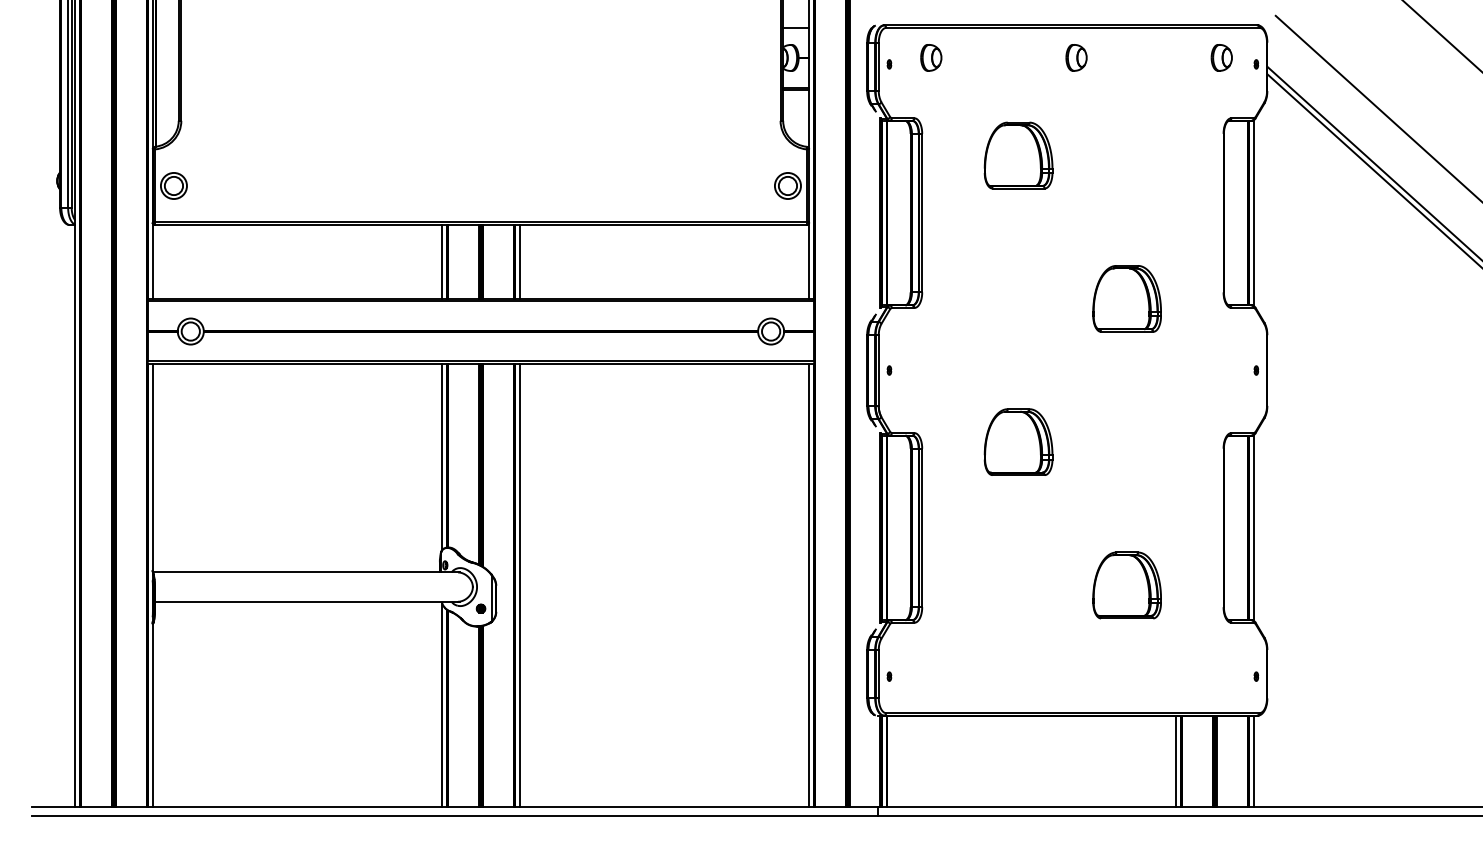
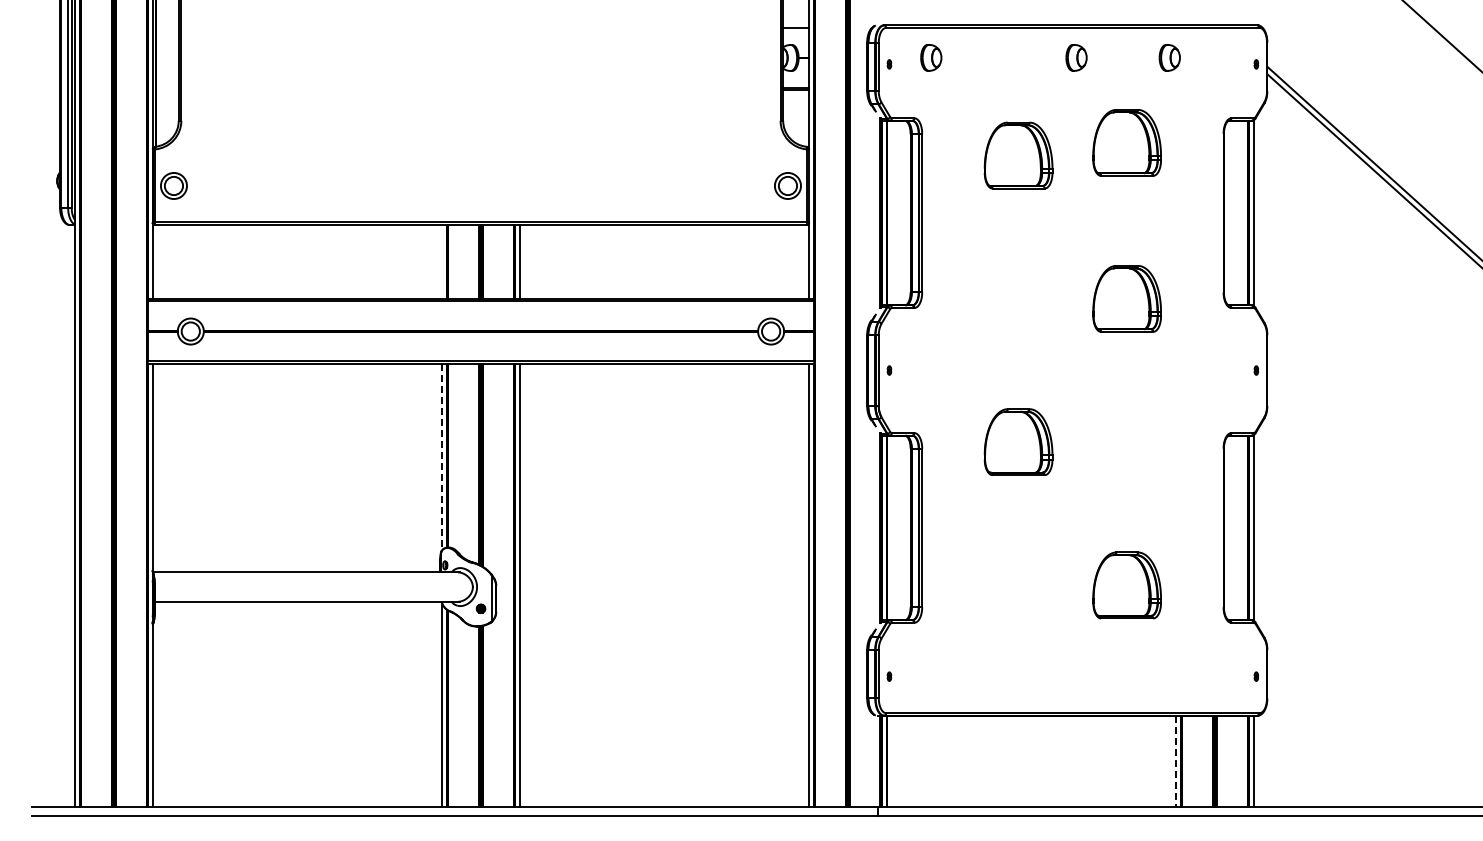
part position: (1221, 57) -> (1169, 57) (1169, 57)
line: present -> none (1377, 107)
part: none -> present (1126, 142)
line: present -> none (442, 261)
line: solid -> dashed (442, 457)
line: solid -> dashed (1176, 761)
